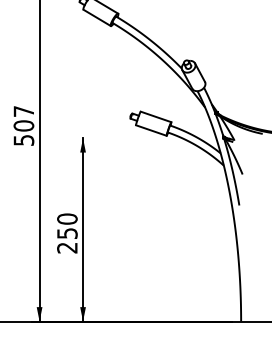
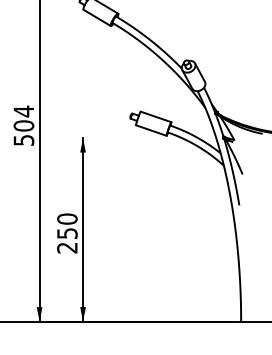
text: 507 -> 504 (23, 111)
